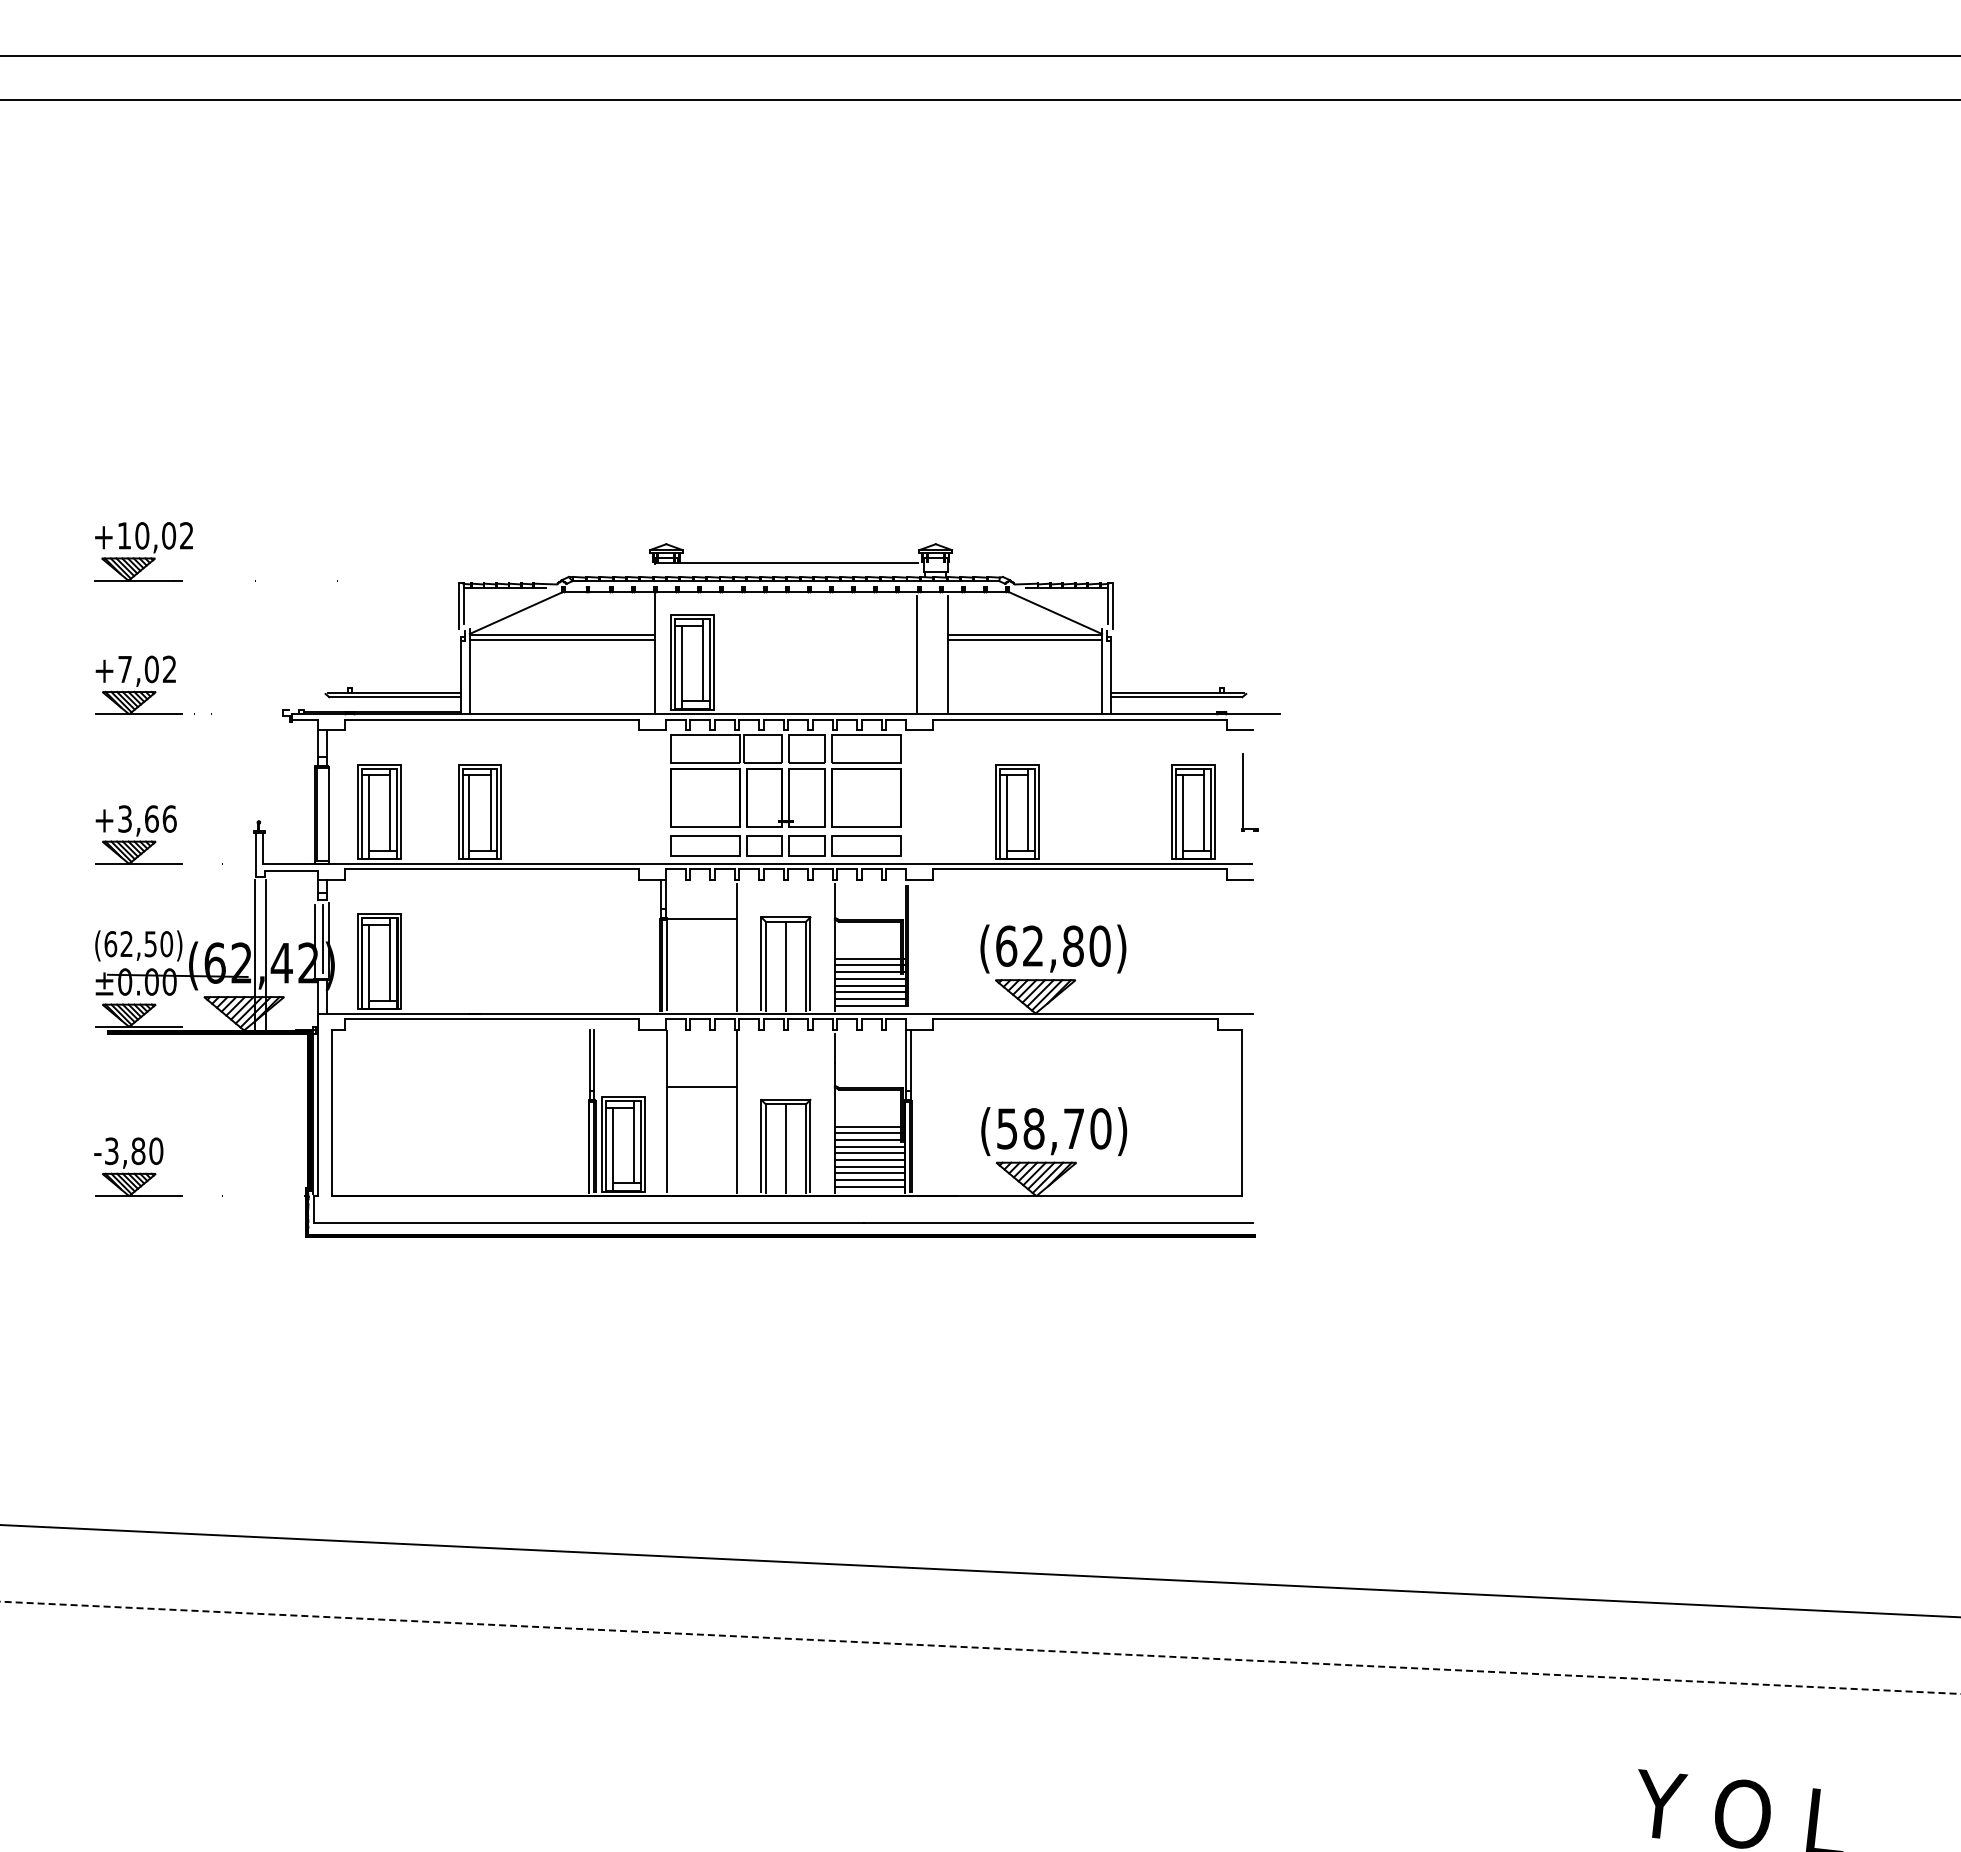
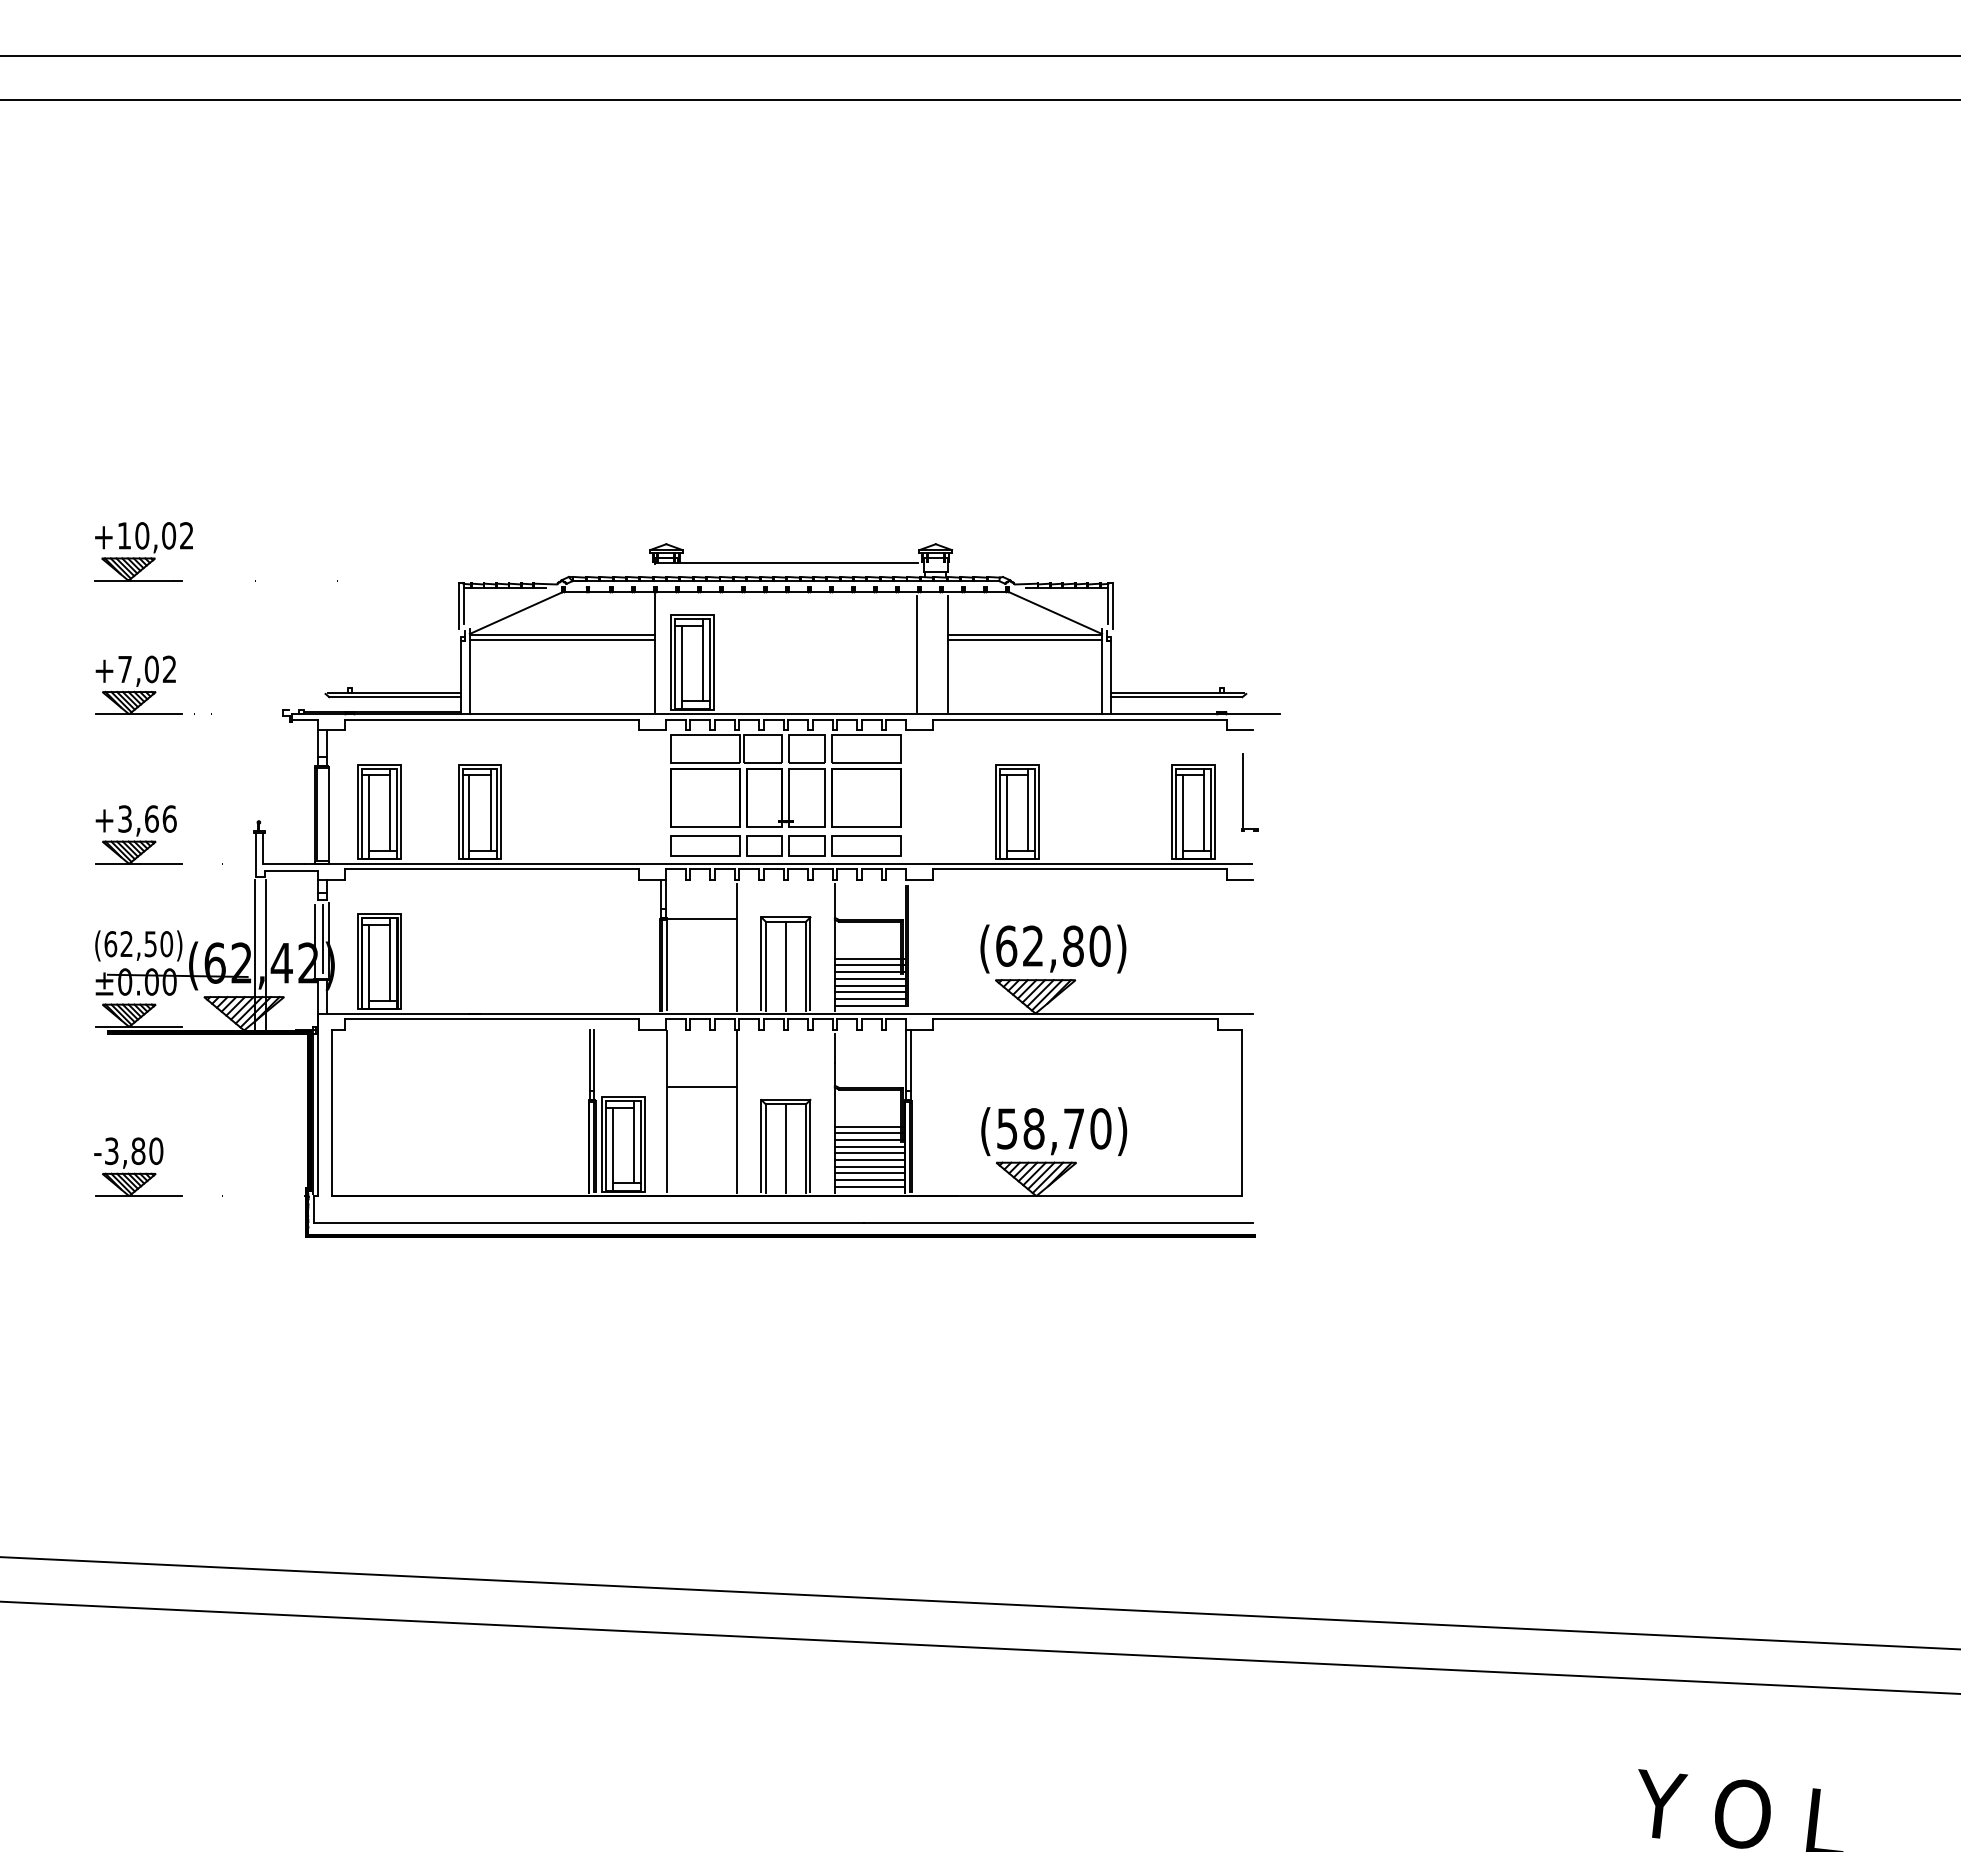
line position: (979, 1571) -> (979, 1603) (979, 1603)
line: dashed -> solid (979, 1647)
